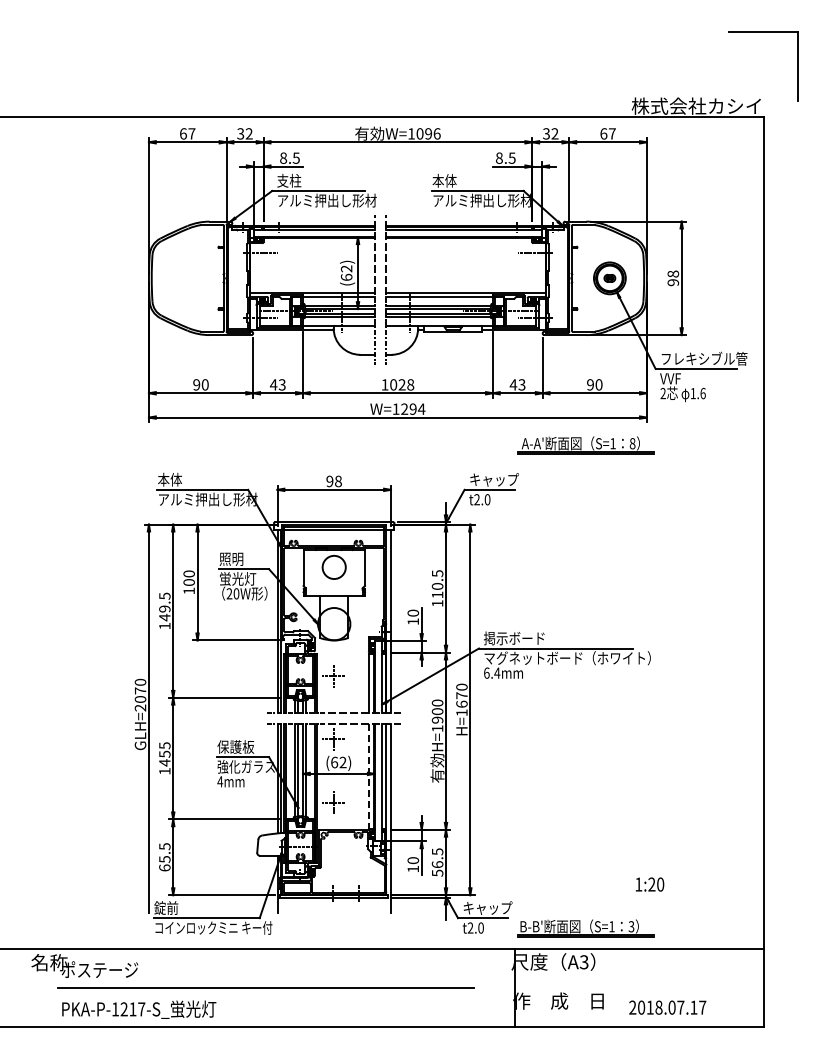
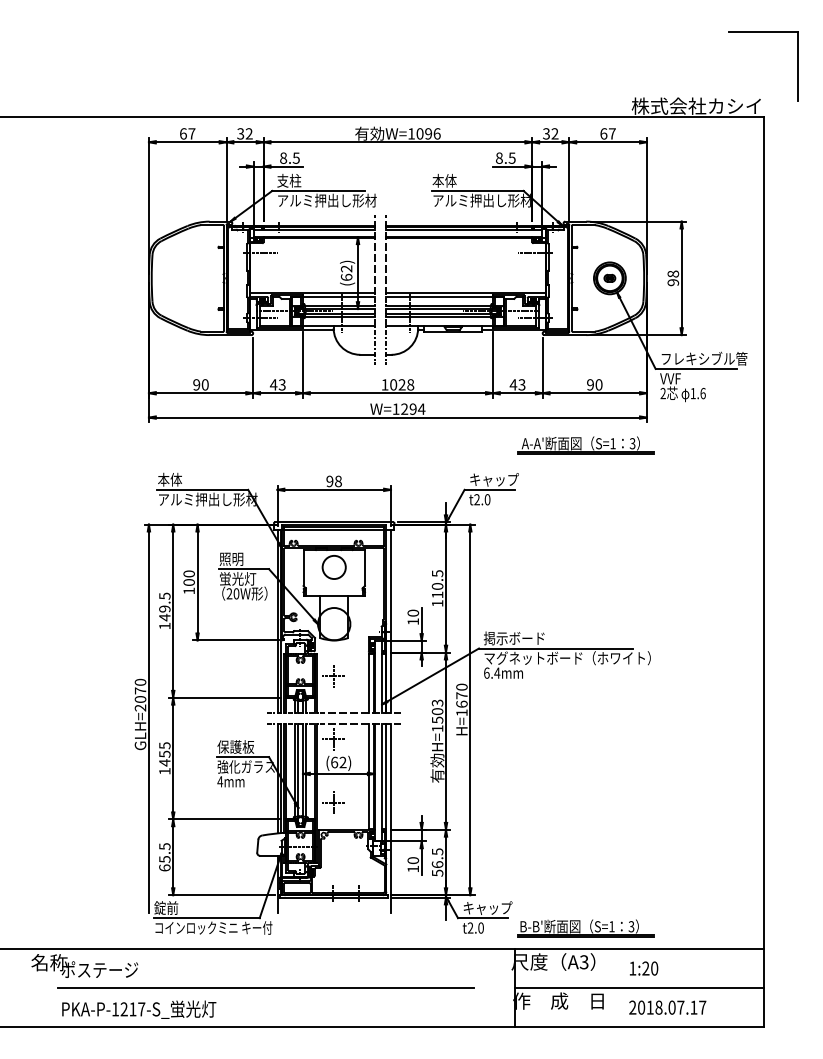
text: 8 -> 3 (632, 443)
text: H=1900 -> H=1503 (437, 711)
line: dashed -> solid (368, 776)
text position: (650, 884) -> (644, 968) (644, 968)
line: none -> present (639, 988)
